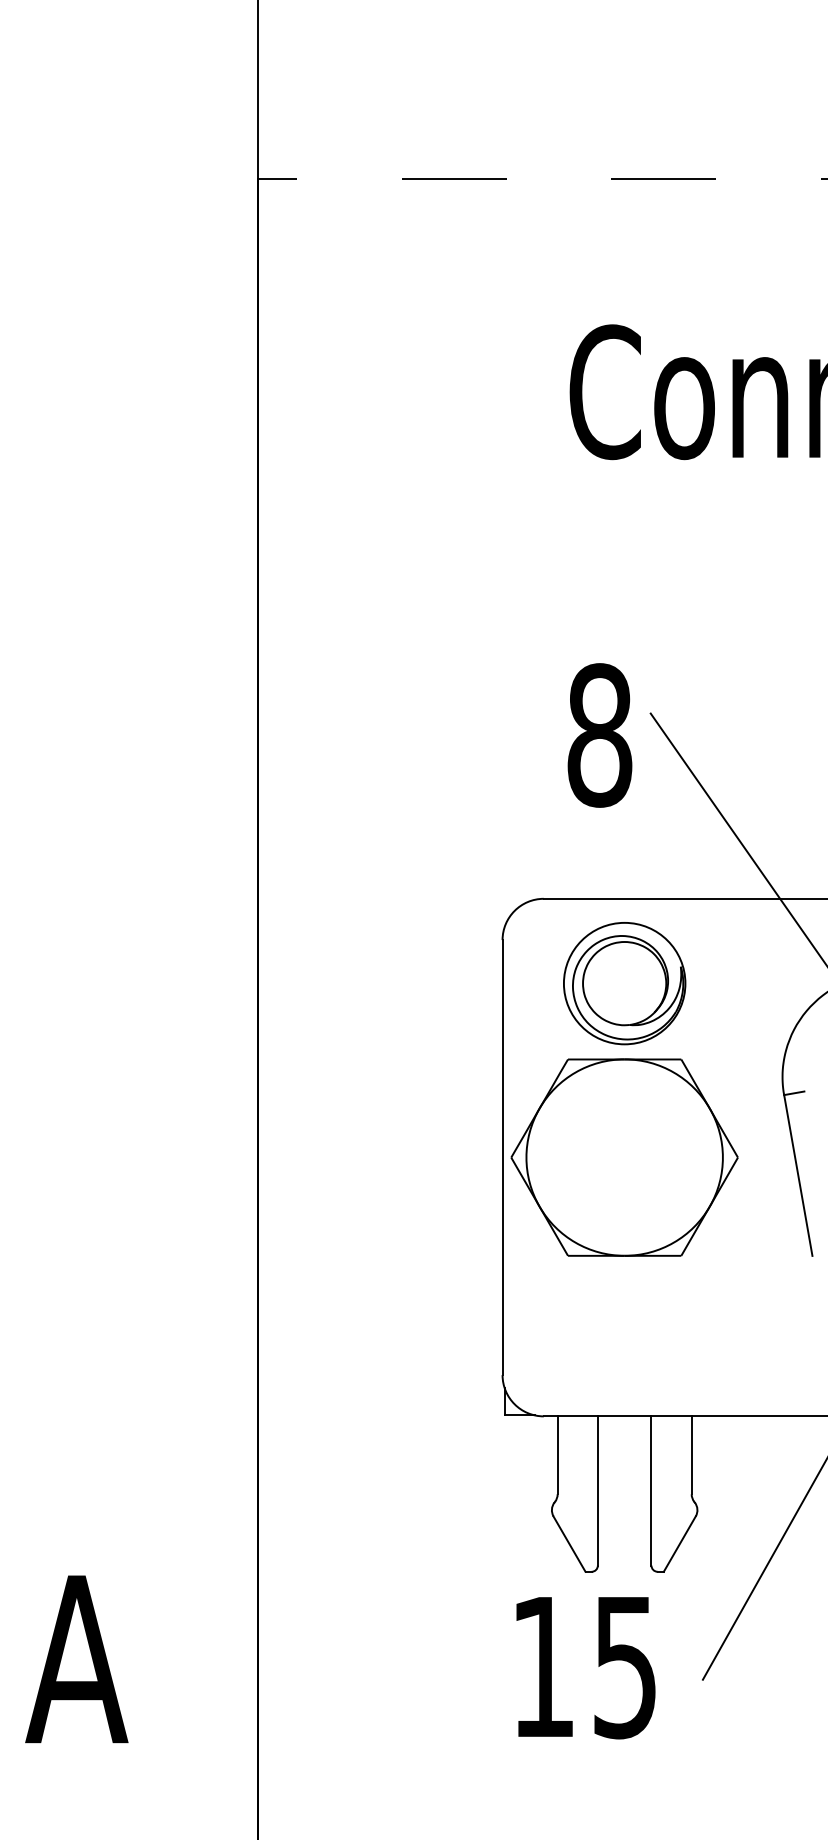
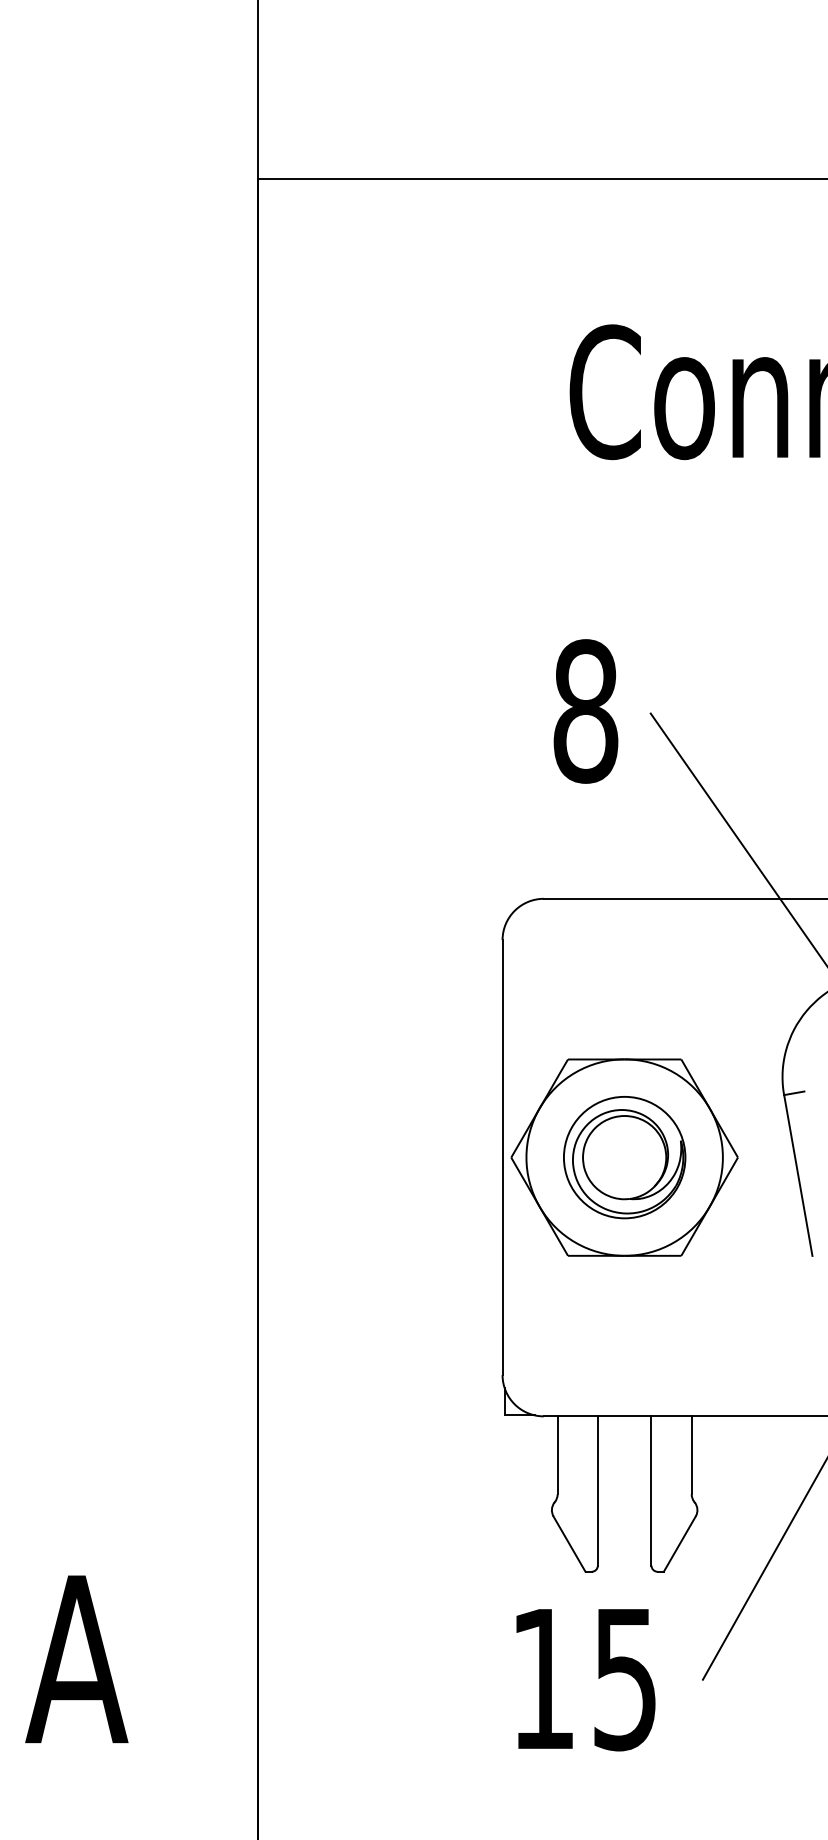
line: dashed -> solid (543, 178)
text position: (599, 735) -> (585, 711) (585, 711)
part position: (624, 983) -> (624, 1157) (624, 1157)
text position: (585, 1668) -> (585, 1680) (585, 1680)
